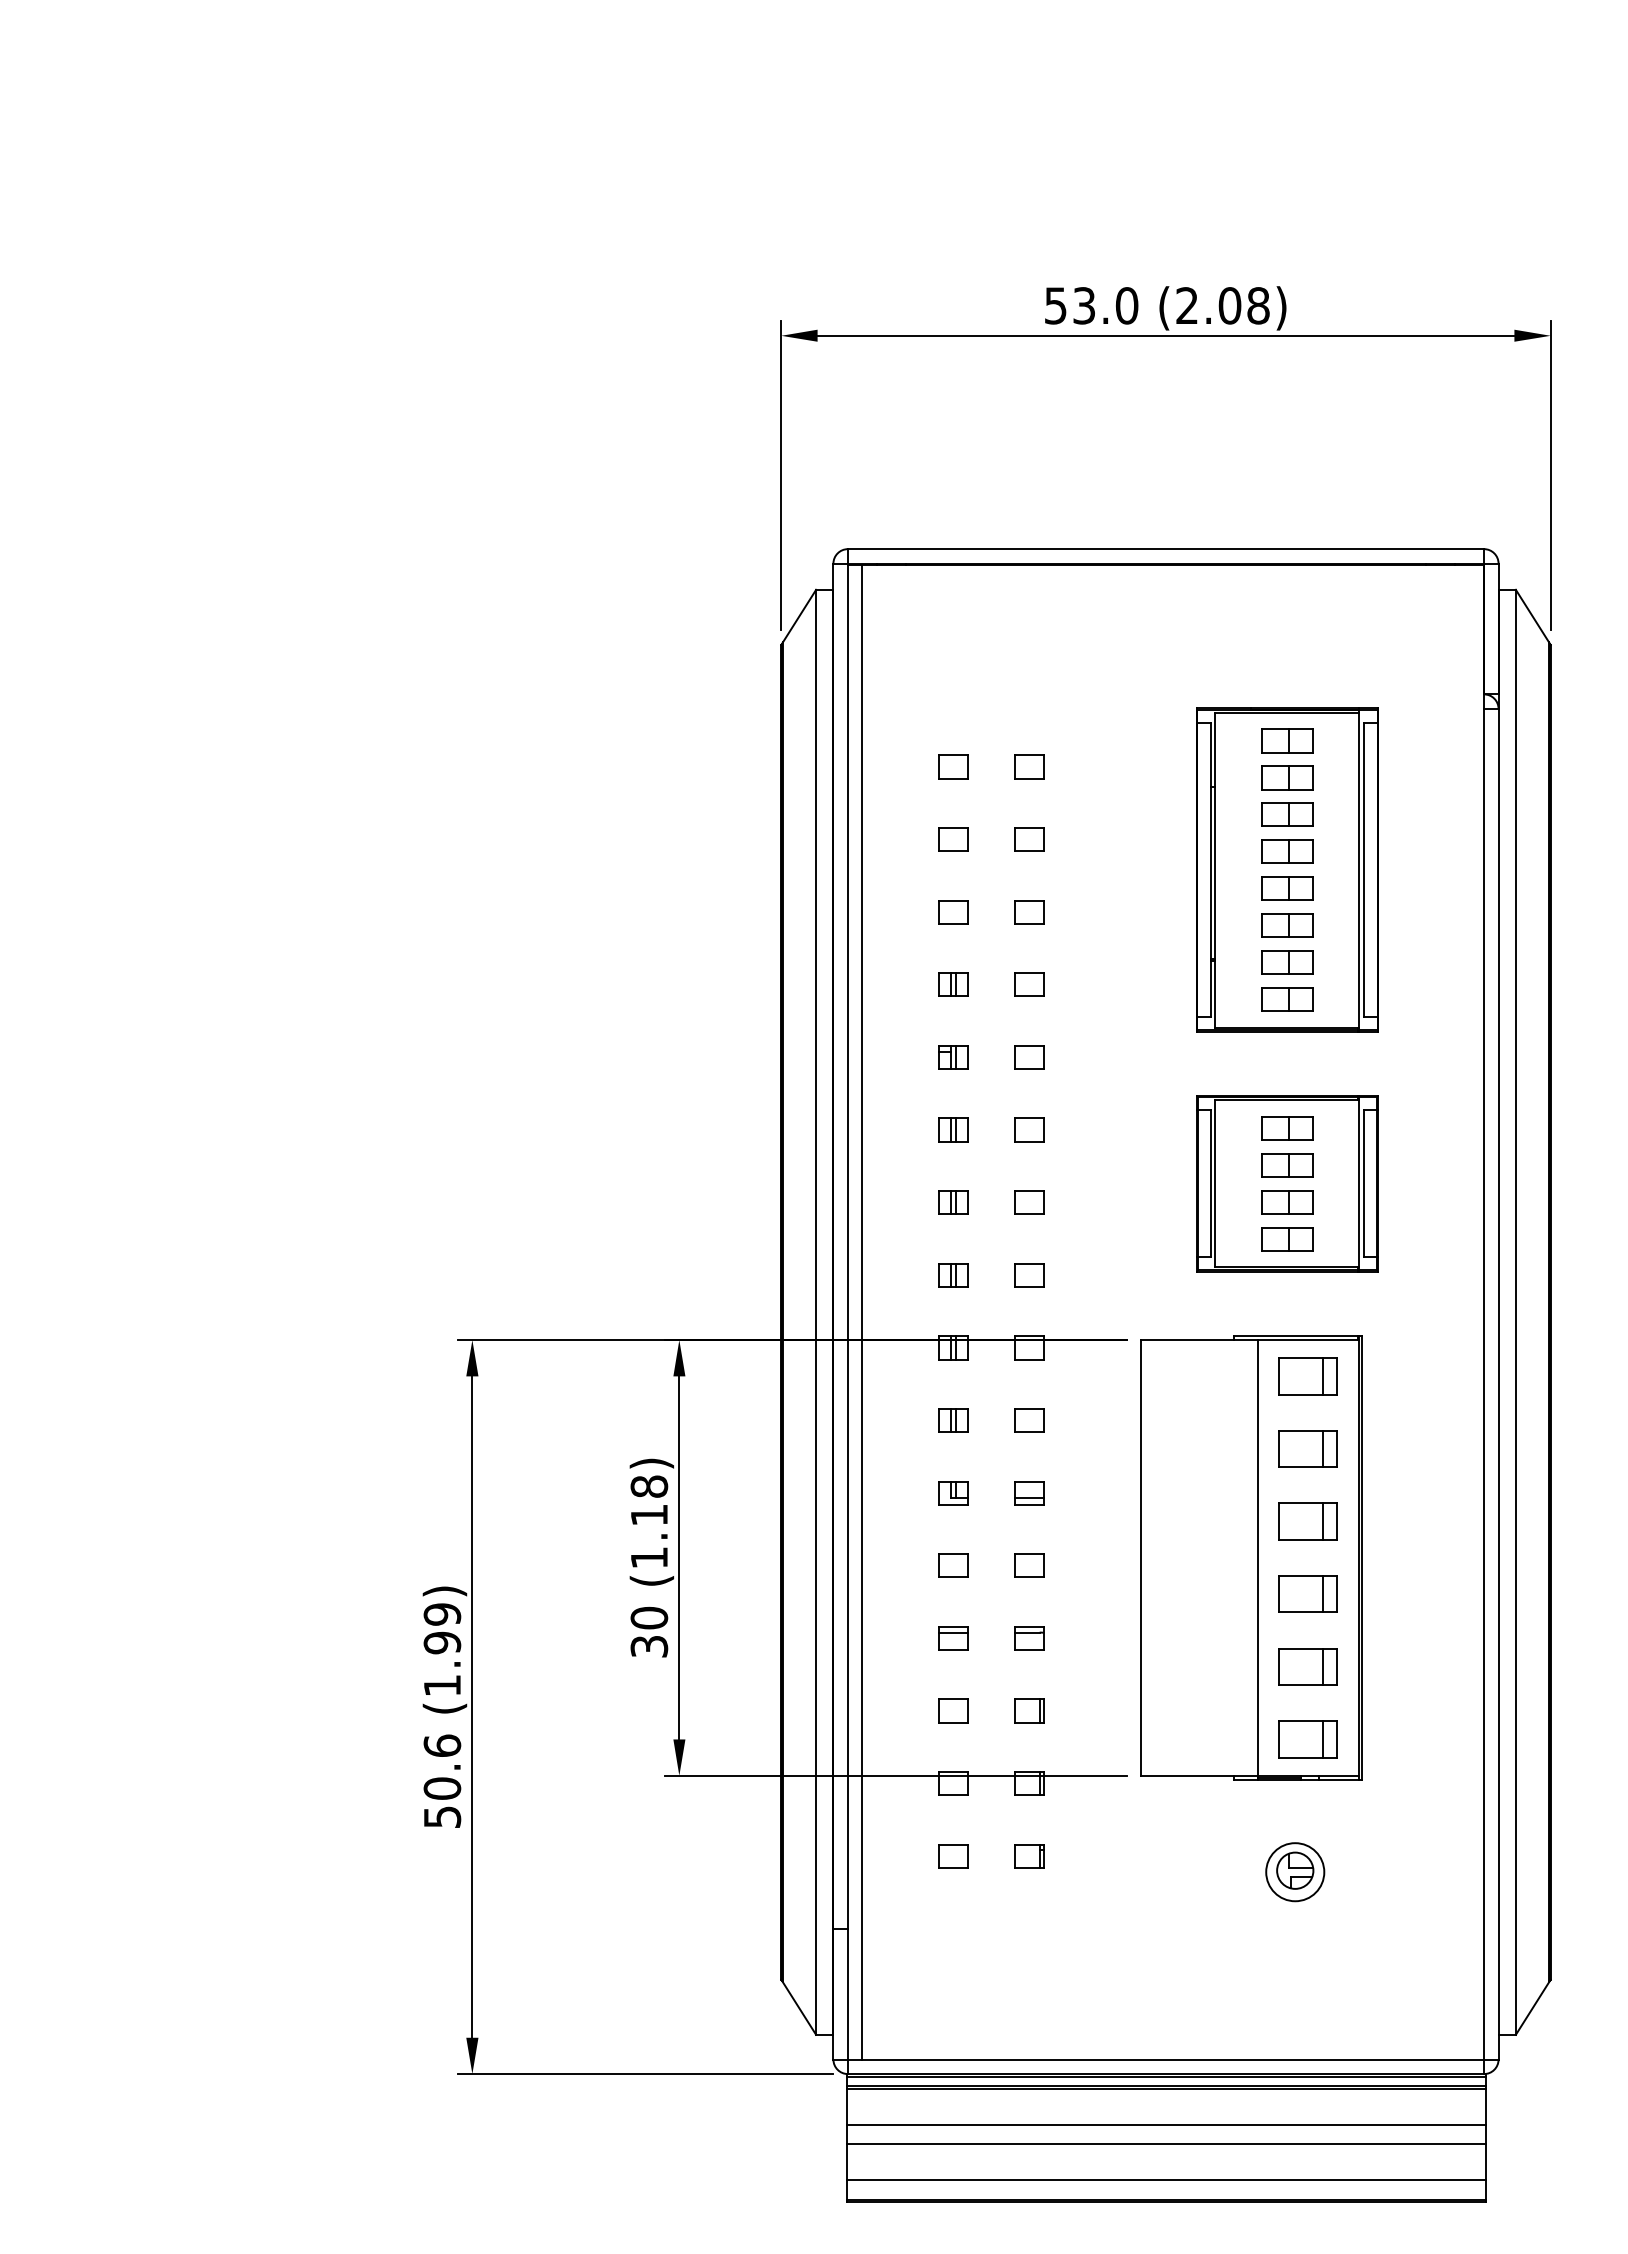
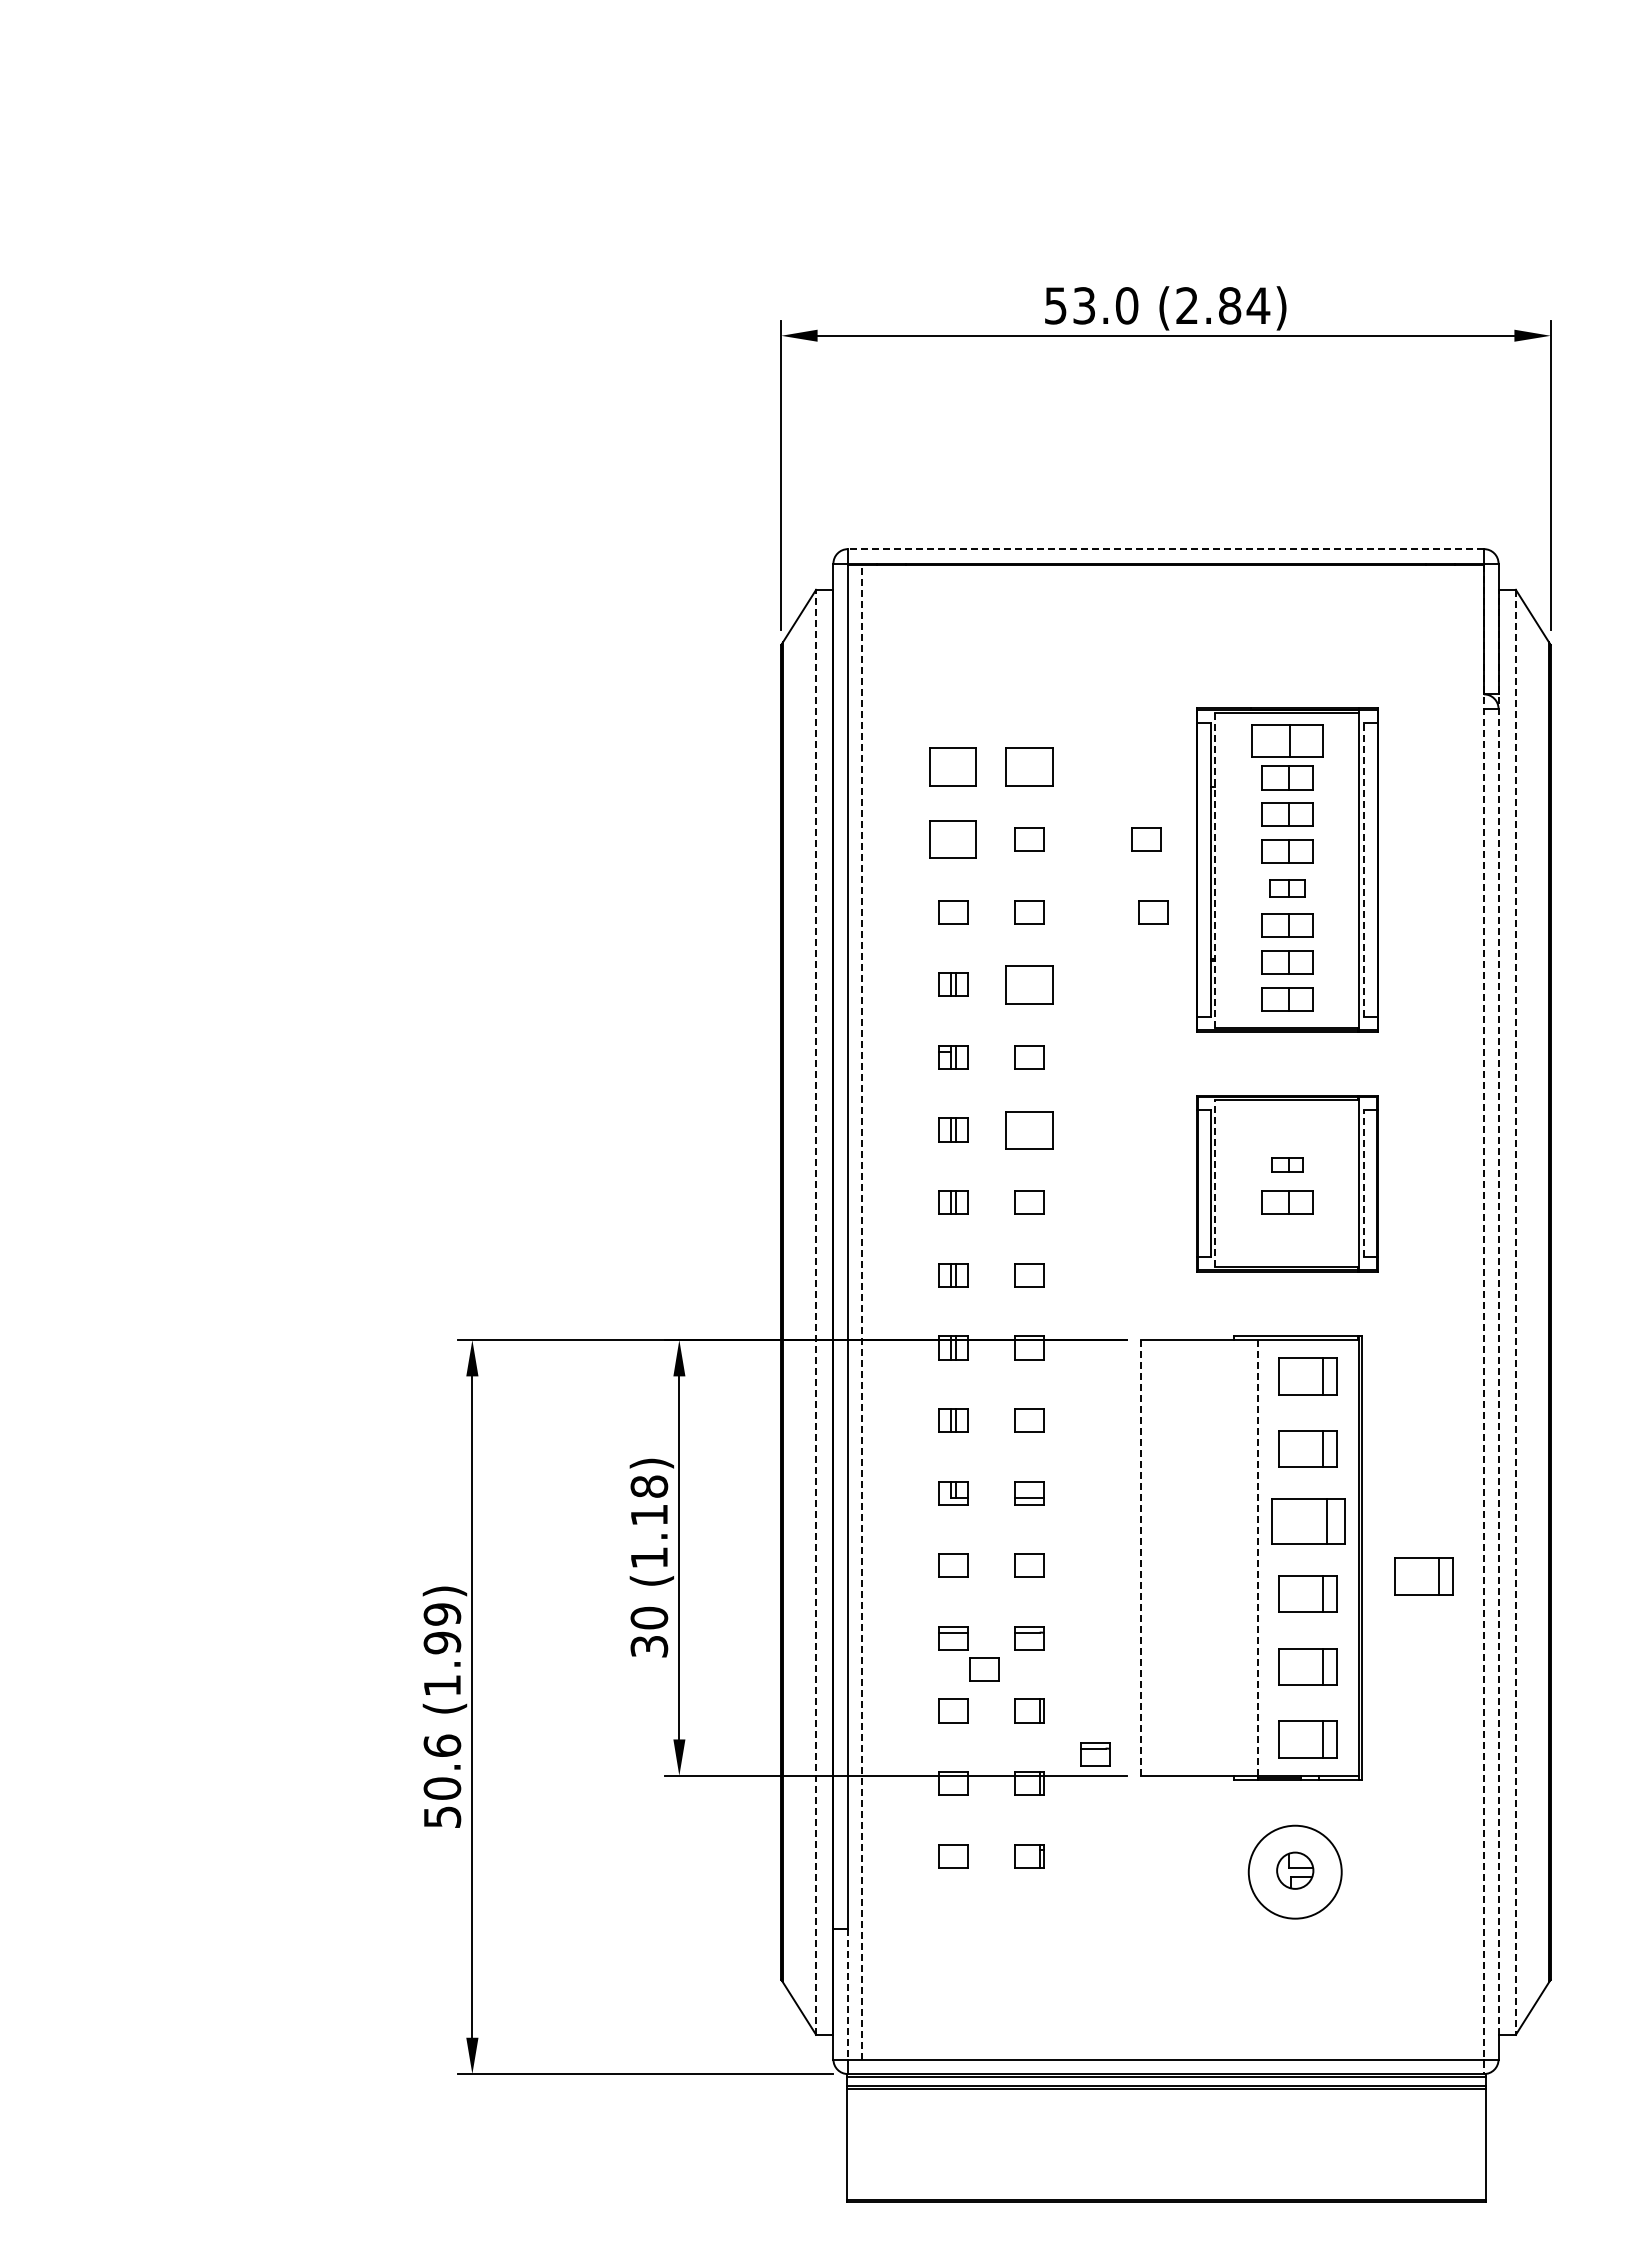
text: (2.08) -> (2.84) (1244, 305)
line: solid -> dashed (1165, 549)
part size: 53x26 px -> 73x34 px (1287, 740)
part size: 31x26 px -> 48x40 px (952, 766)
part size: 31x26 px -> 49x40 px (1029, 766)
part size: 31x25 px -> 48x39 px (952, 839)
part: none -> present (1146, 839)
line: solid -> dashed (1215, 869)
line: solid -> dashed (1363, 869)
part size: 53x25 px -> 37x19 px (1287, 888)
part: none -> present (1153, 912)
part size: 31x25 px -> 49x40 px (1029, 984)
part: present -> none (1287, 1128)
part size: 31x26 px -> 49x39 px (1029, 1130)
part size: 53x25 px -> 33x16 px (1287, 1164)
line: solid -> dashed (1215, 1183)
line: solid -> dashed (1363, 1183)
part: present -> none (1287, 1239)
line: solid -> dashed (862, 1311)
line: solid -> dashed (816, 1312)
line: solid -> dashed (1498, 1312)
line: solid -> dashed (1515, 1312)
line: solid -> dashed (1484, 1320)
part size: 60x39 px -> 75x47 px (1308, 1521)
line: solid -> dashed (1141, 1557)
line: solid -> dashed (1257, 1557)
part: none -> present (1423, 1576)
part: none -> present (984, 1669)
part: none -> present (1095, 1754)
circle diameter: 58 px -> 93 px (1294, 1871)
line: solid -> dashed (847, 1994)
line: present -> none (1165, 2124)
line: present -> none (1165, 2143)
line: present -> none (1165, 2180)
